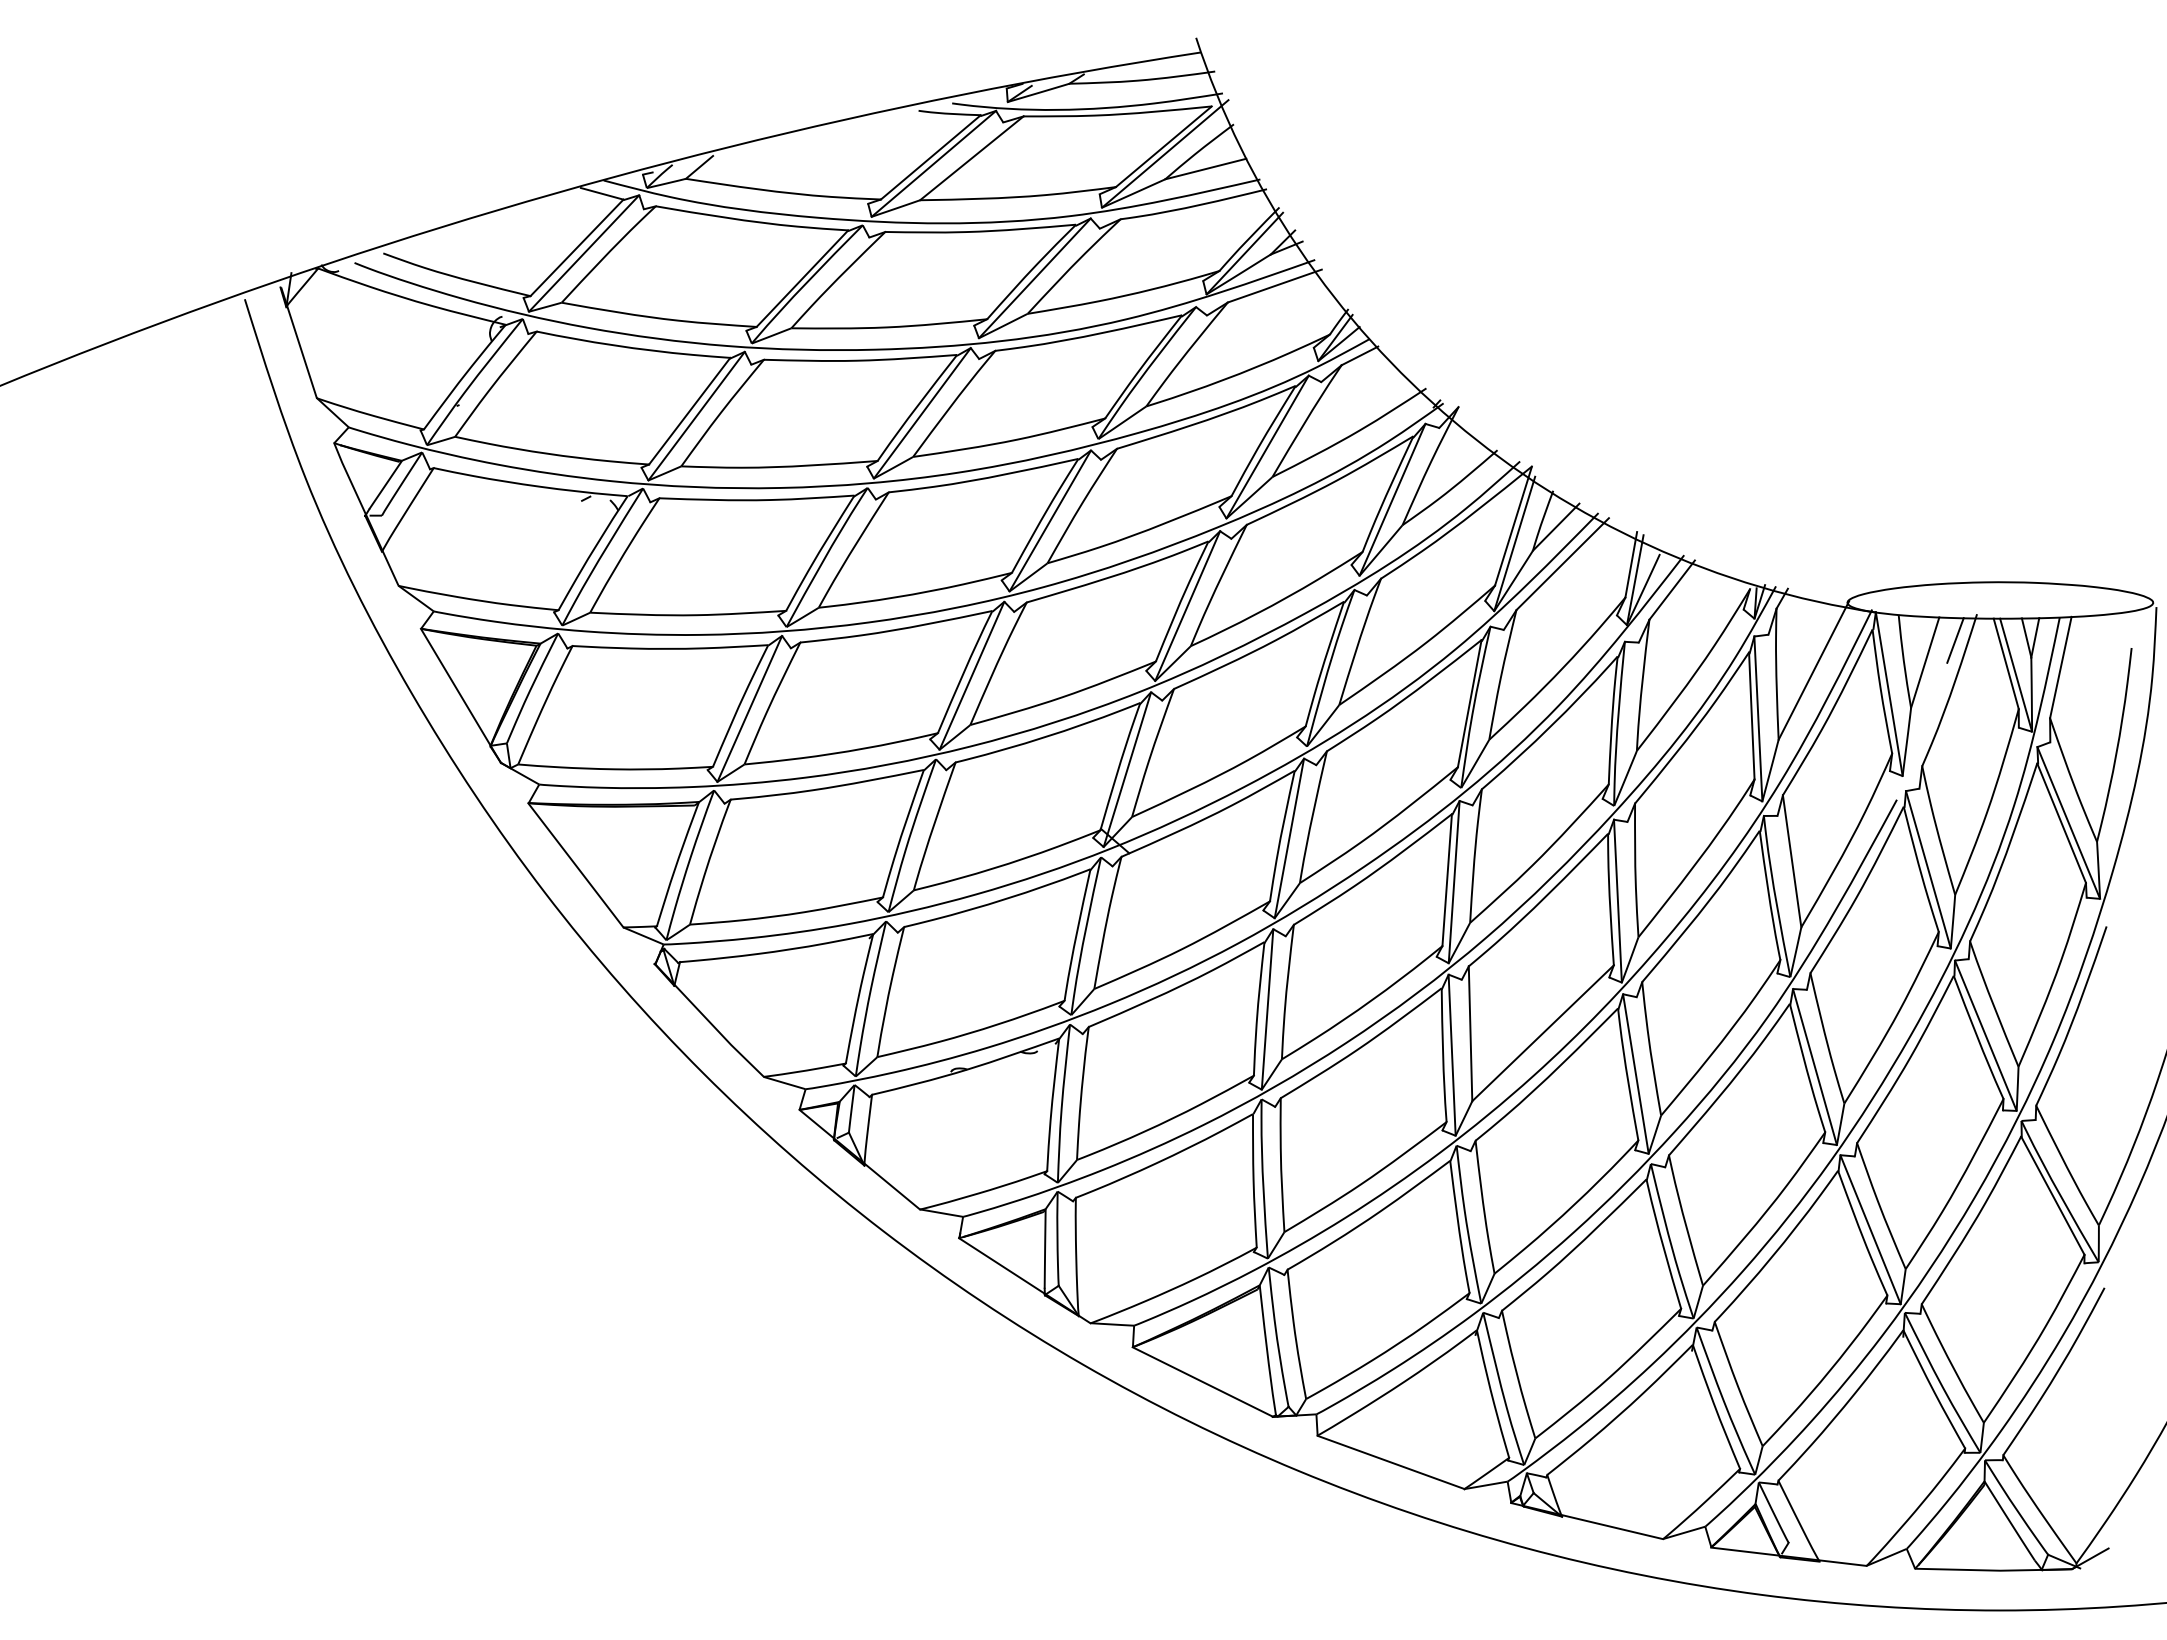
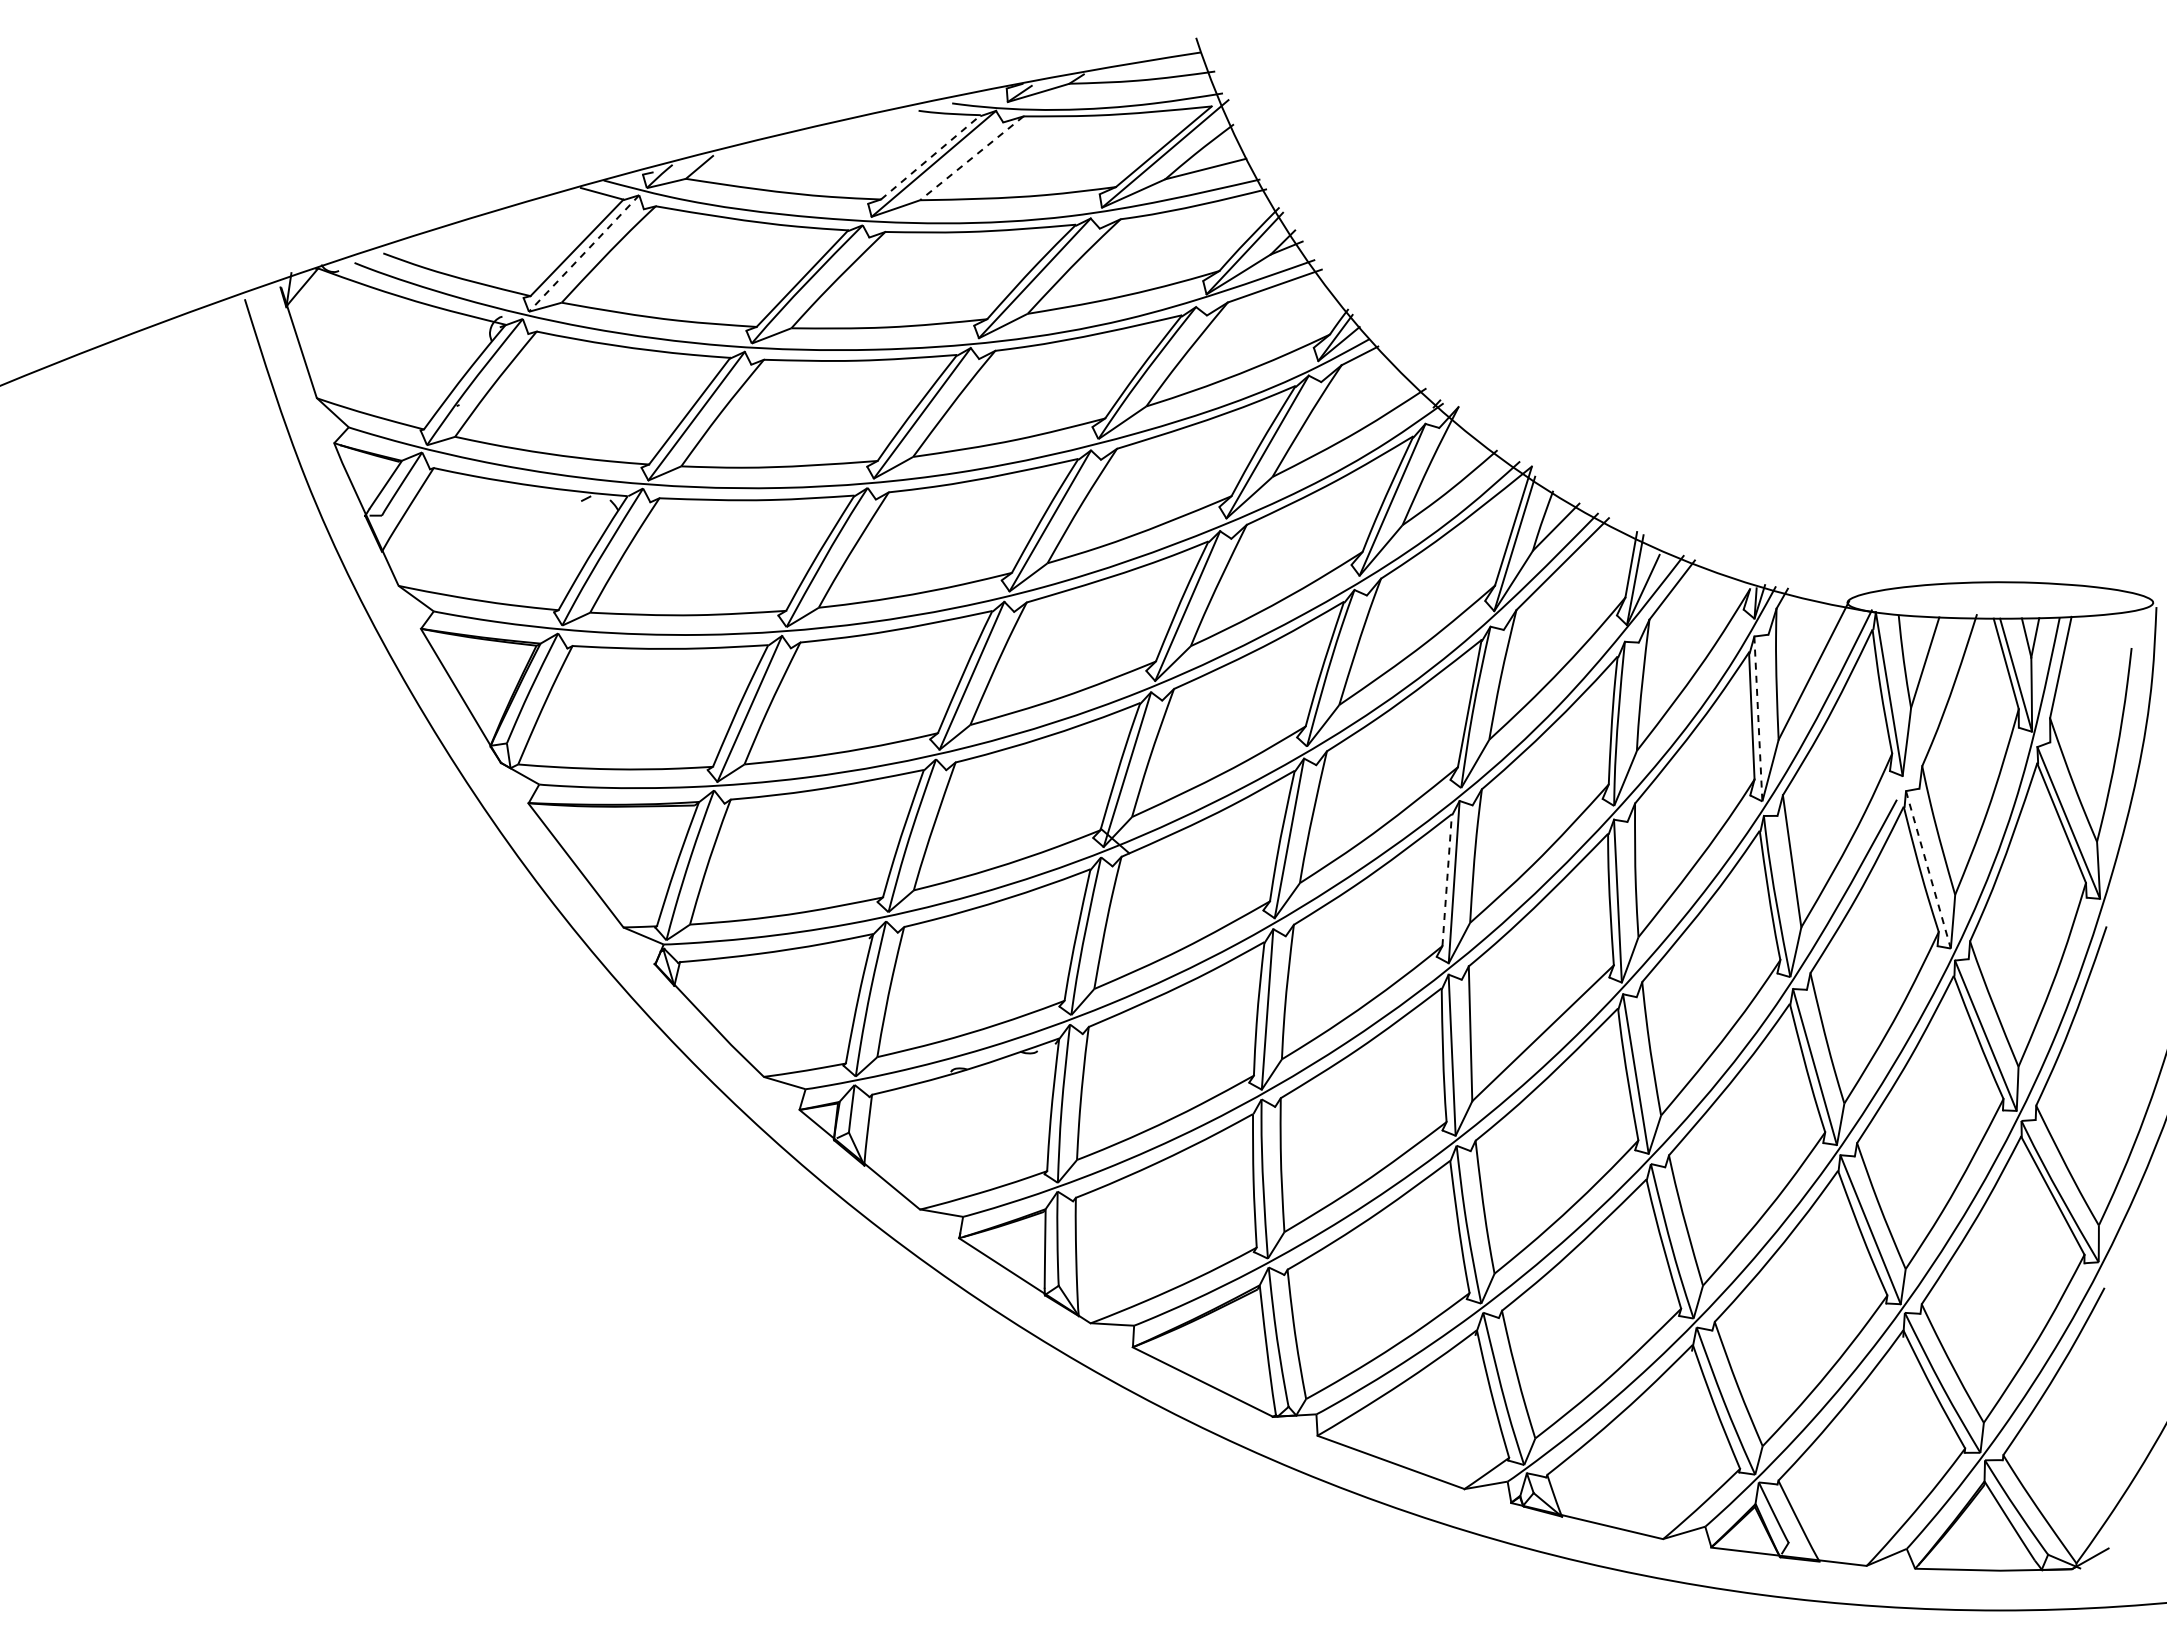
line: solid -> dashed (931, 157)
line: solid -> dashed (971, 158)
line: solid -> dashed (583, 253)
line: present -> none (1955, 640)
line: solid -> dashed (1758, 718)
line: solid -> dashed (1928, 869)
line: solid -> dashed (1447, 879)
